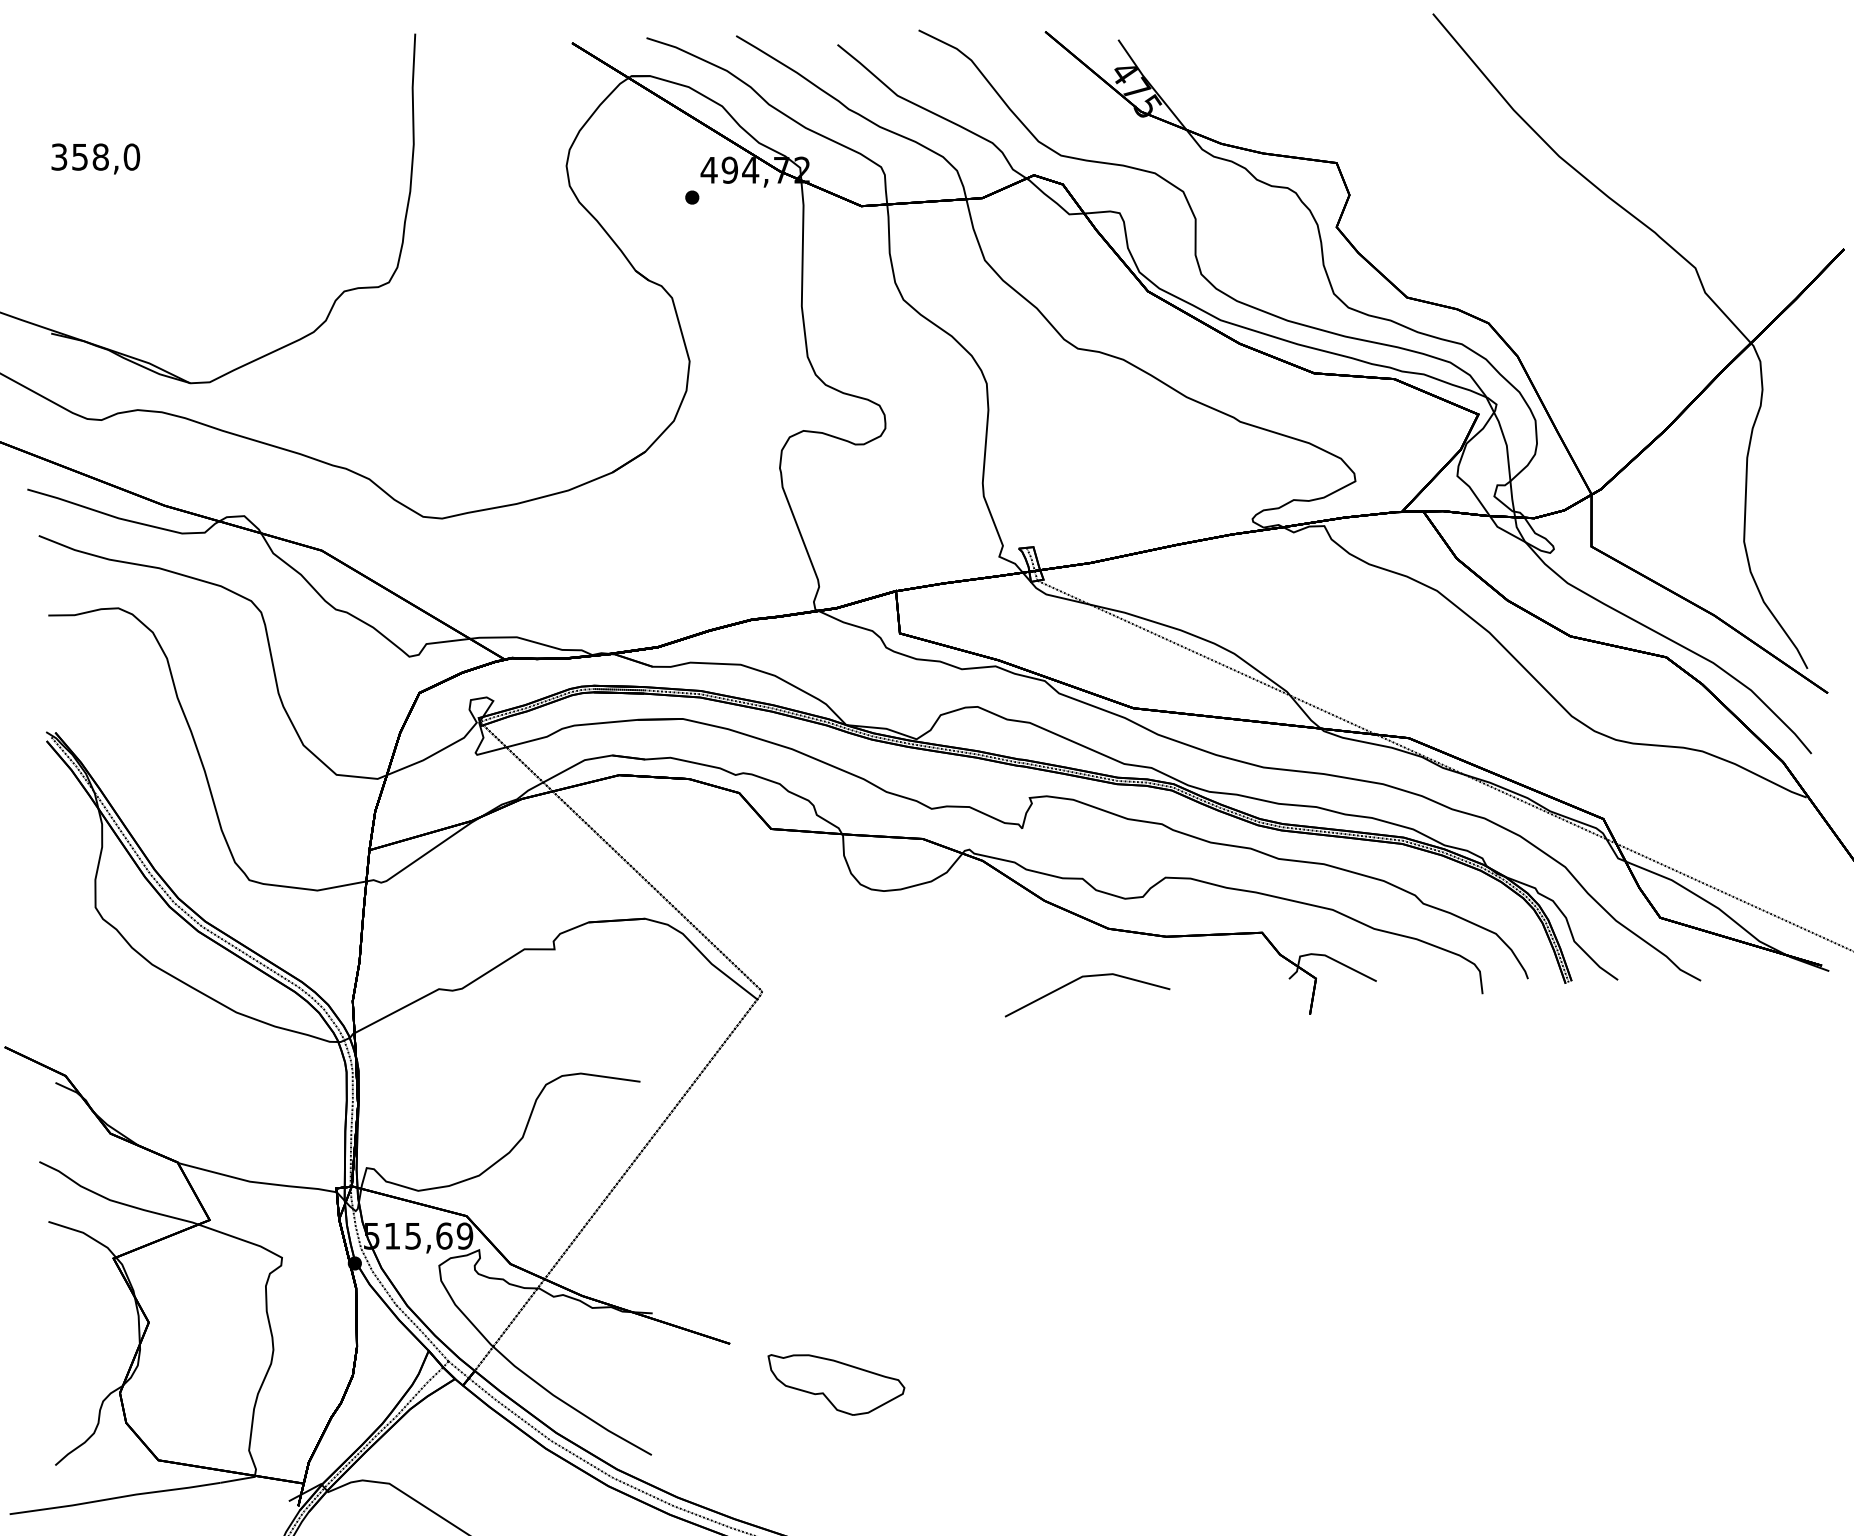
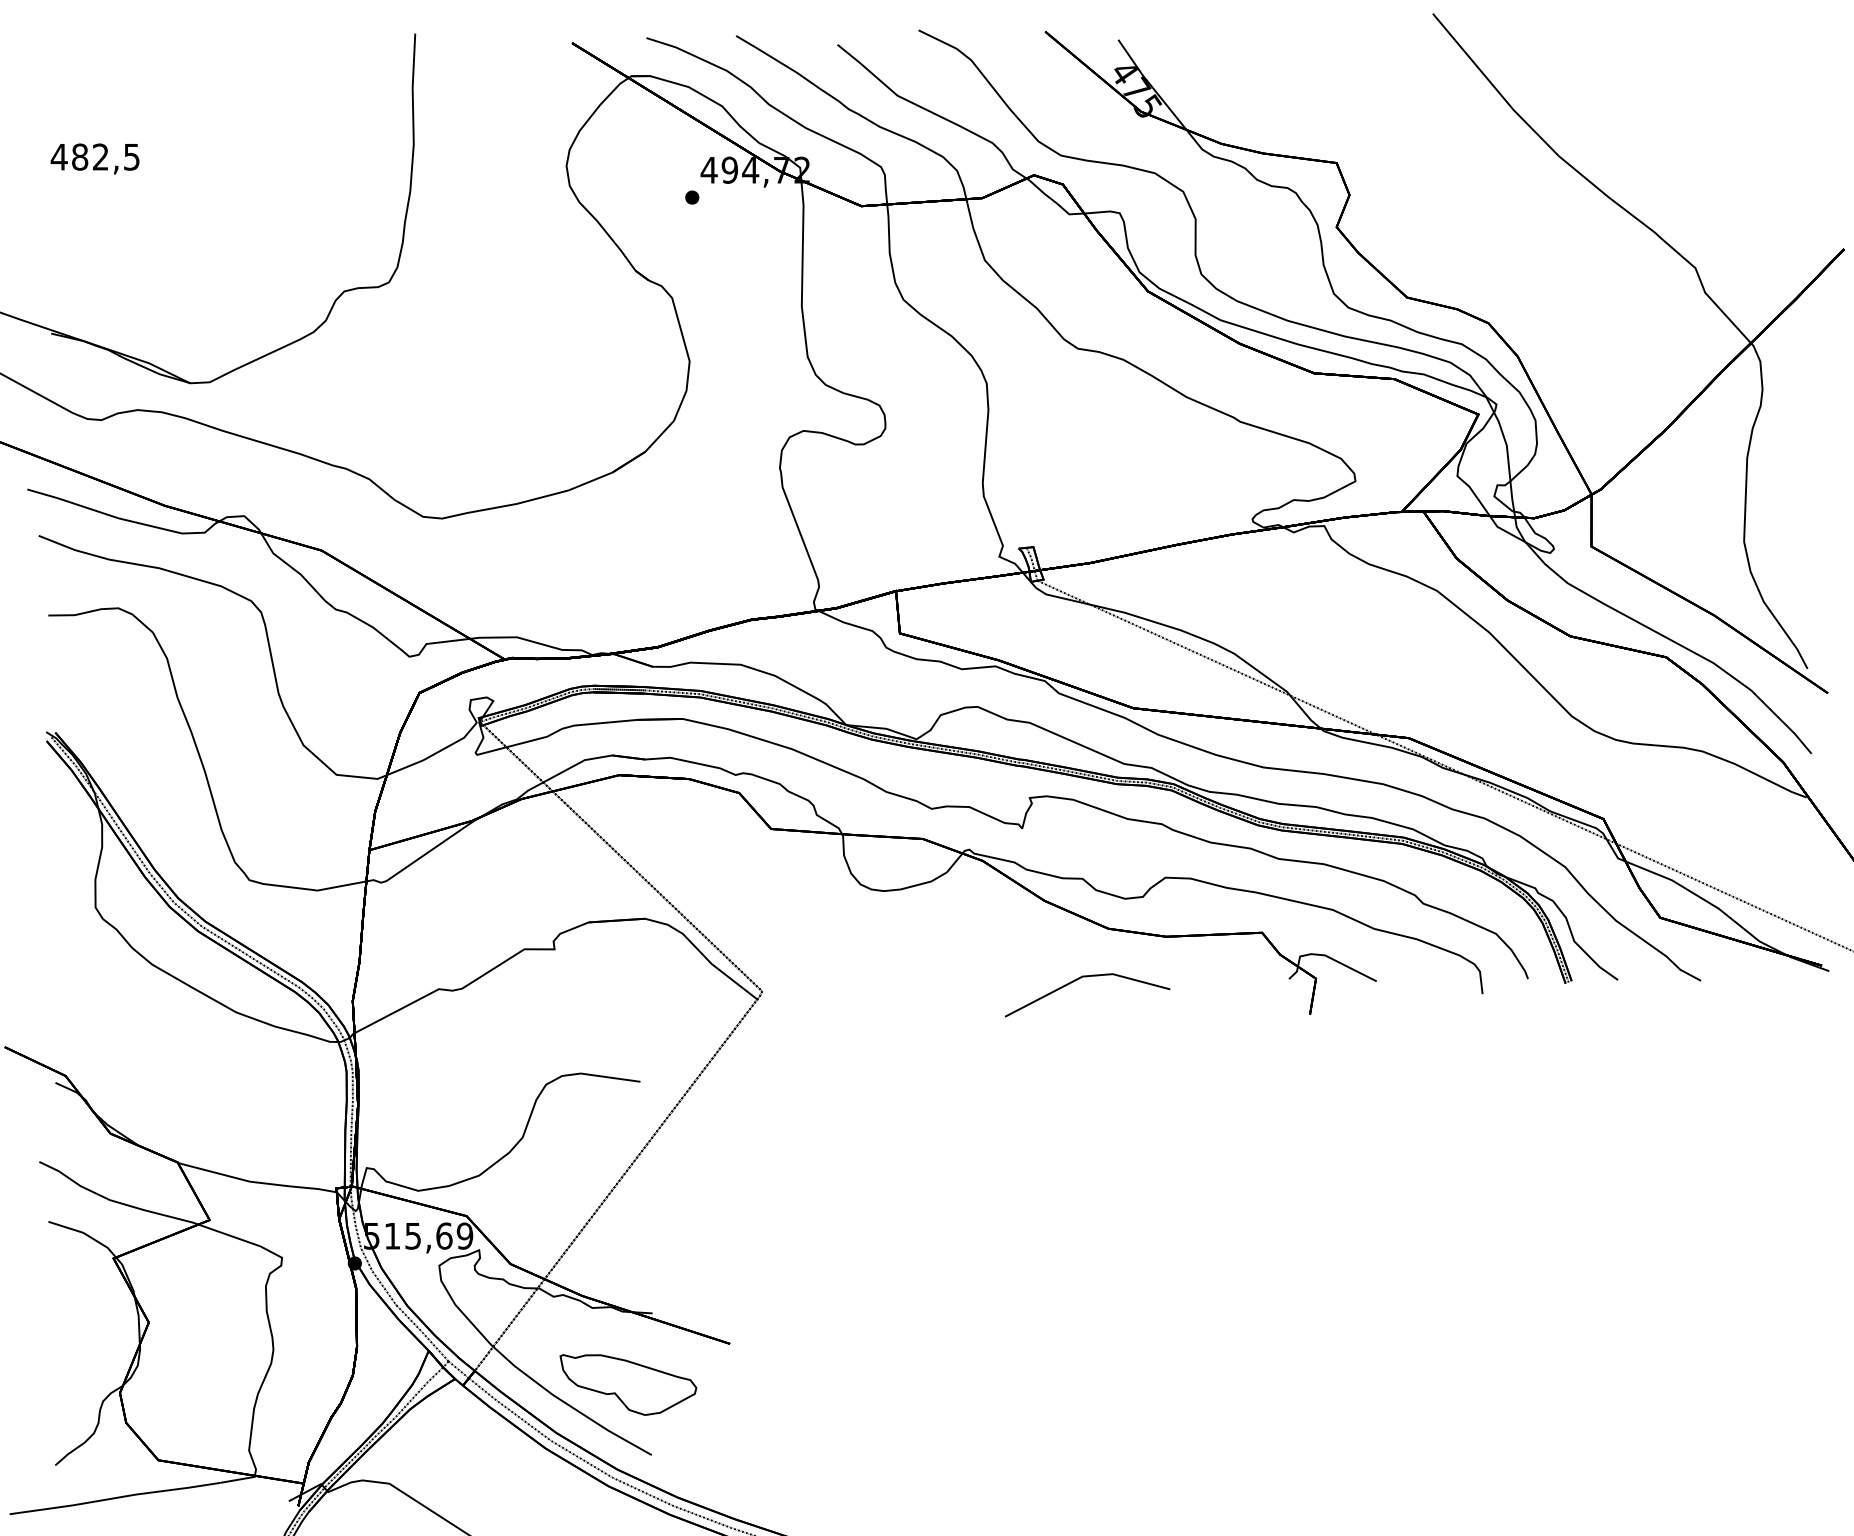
text: 358,0 -> 482,5 (95, 156)
part position: (836, 1384) -> (628, 1384) (628, 1384)
